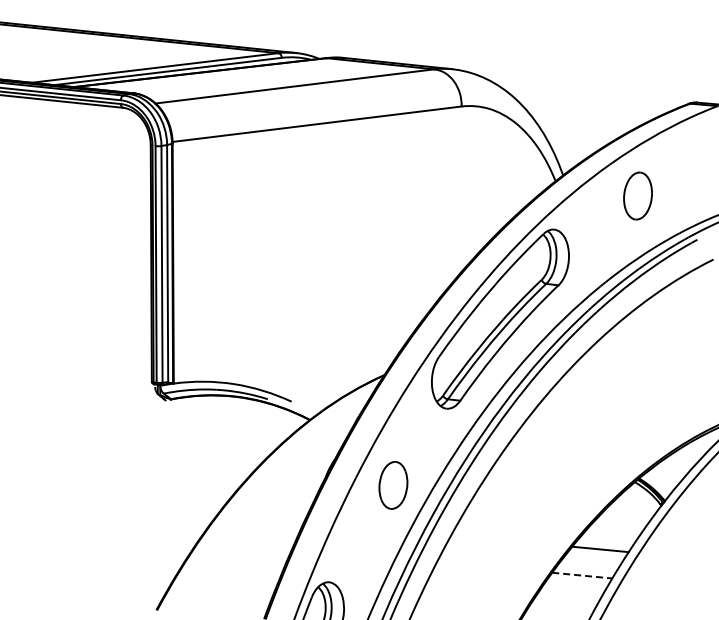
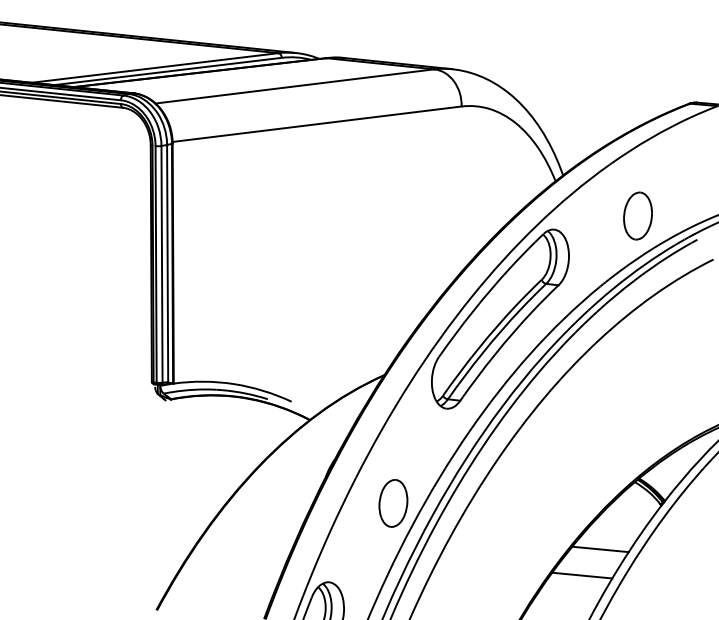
part position: (637, 195) -> (637, 215) (637, 215)
part position: (393, 485) -> (393, 503) (393, 503)
line: dashed -> solid (582, 575)
